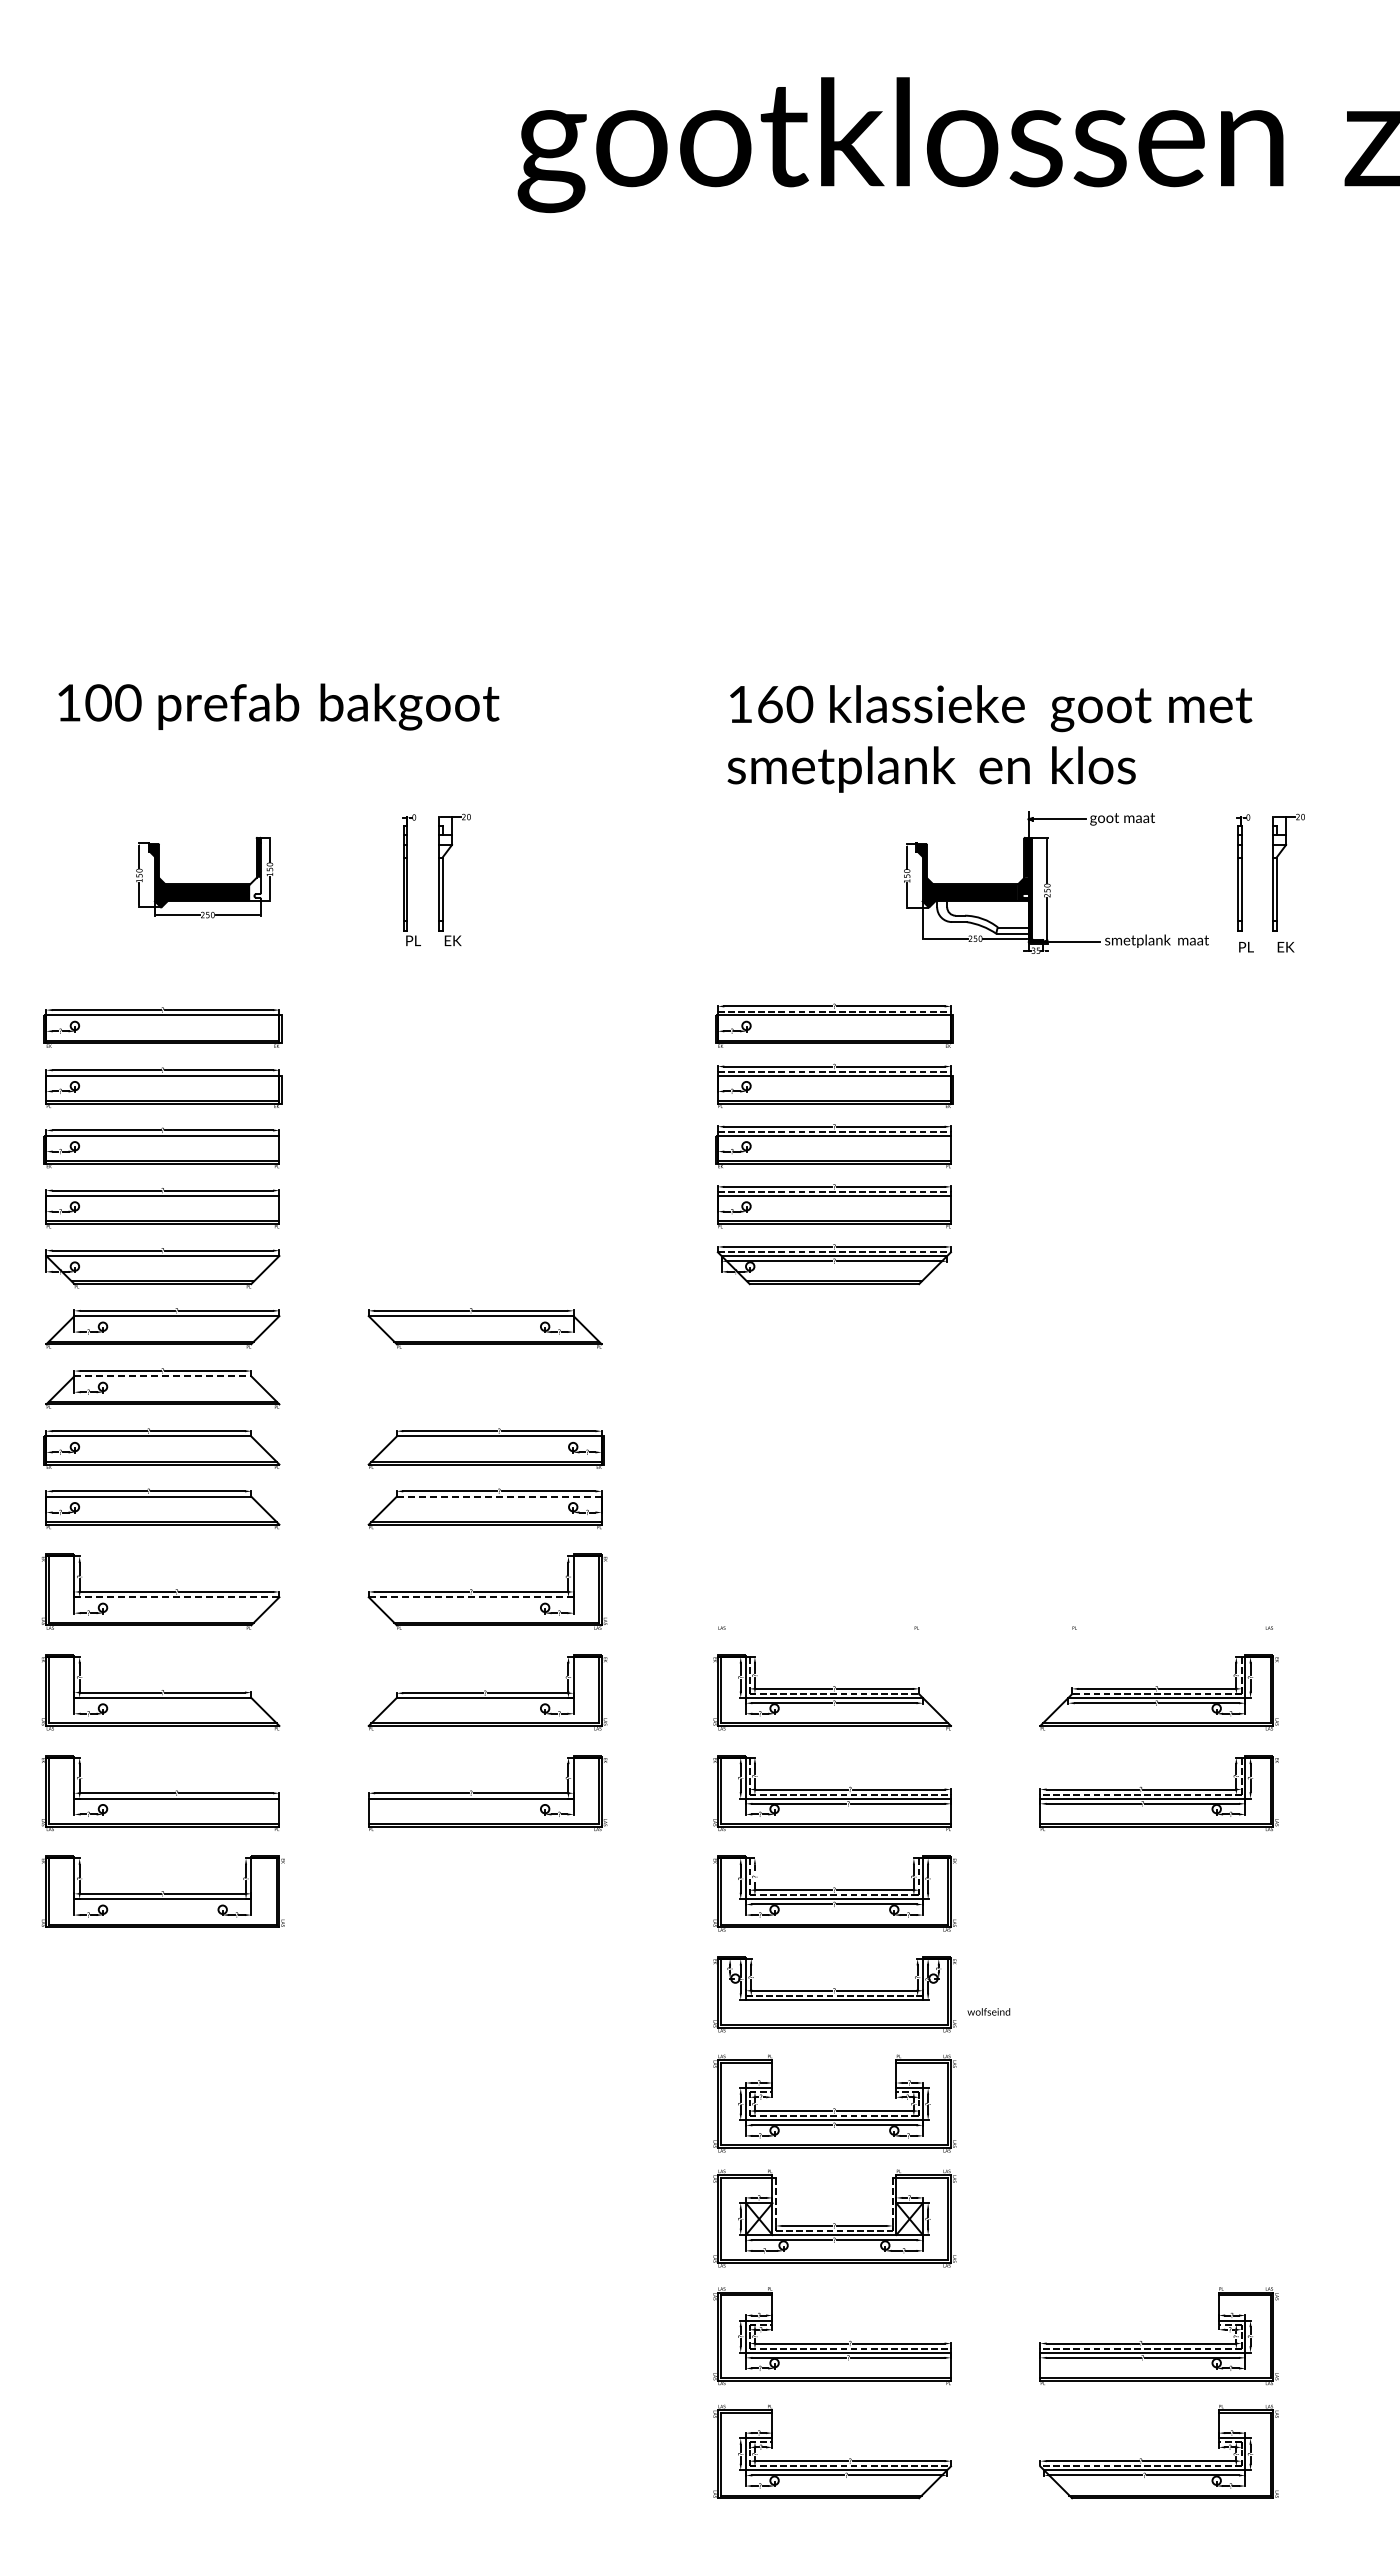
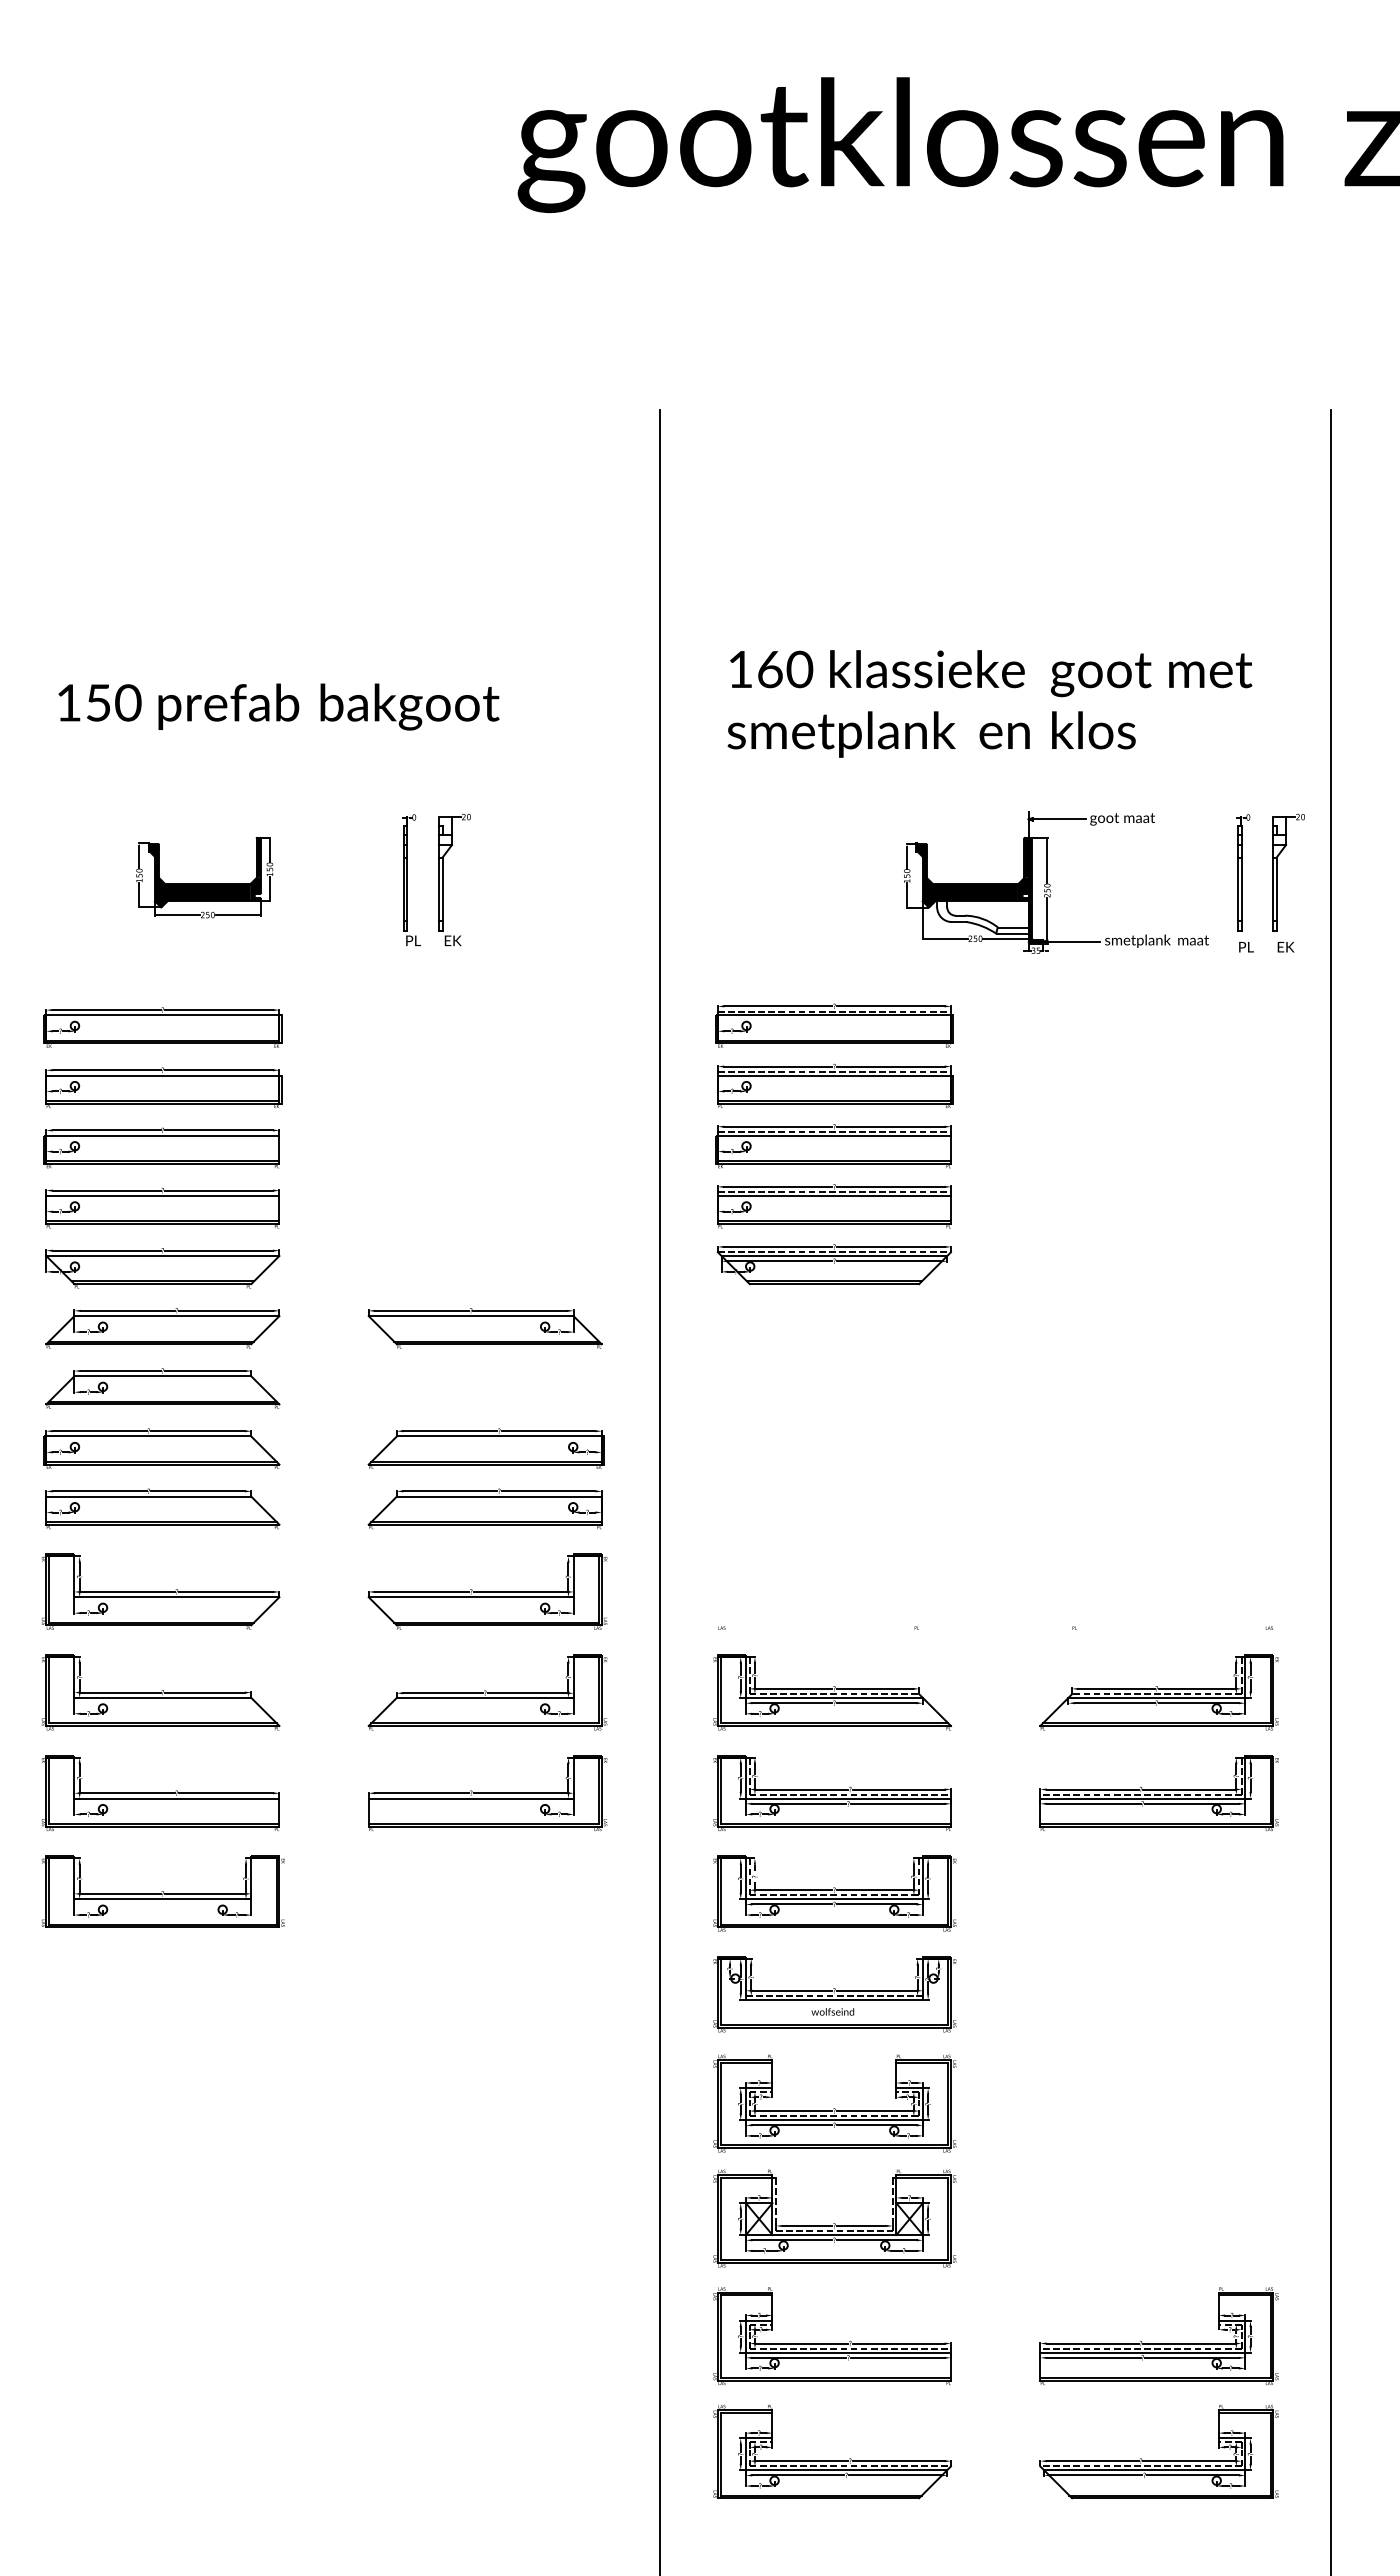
text: 100 -> 150 (98, 702)
text position: (989, 738) -> (989, 703) (989, 703)
fill: none -> present (255, 889)
line: dashed -> solid (163, 1376)
line: none -> present (659, 1491)
line: none -> present (1331, 1491)
line: dashed -> solid (498, 1496)
line: dashed -> solid (177, 1597)
line: dashed -> solid (470, 1597)
text position: (988, 2011) -> (832, 2011) (832, 2011)
